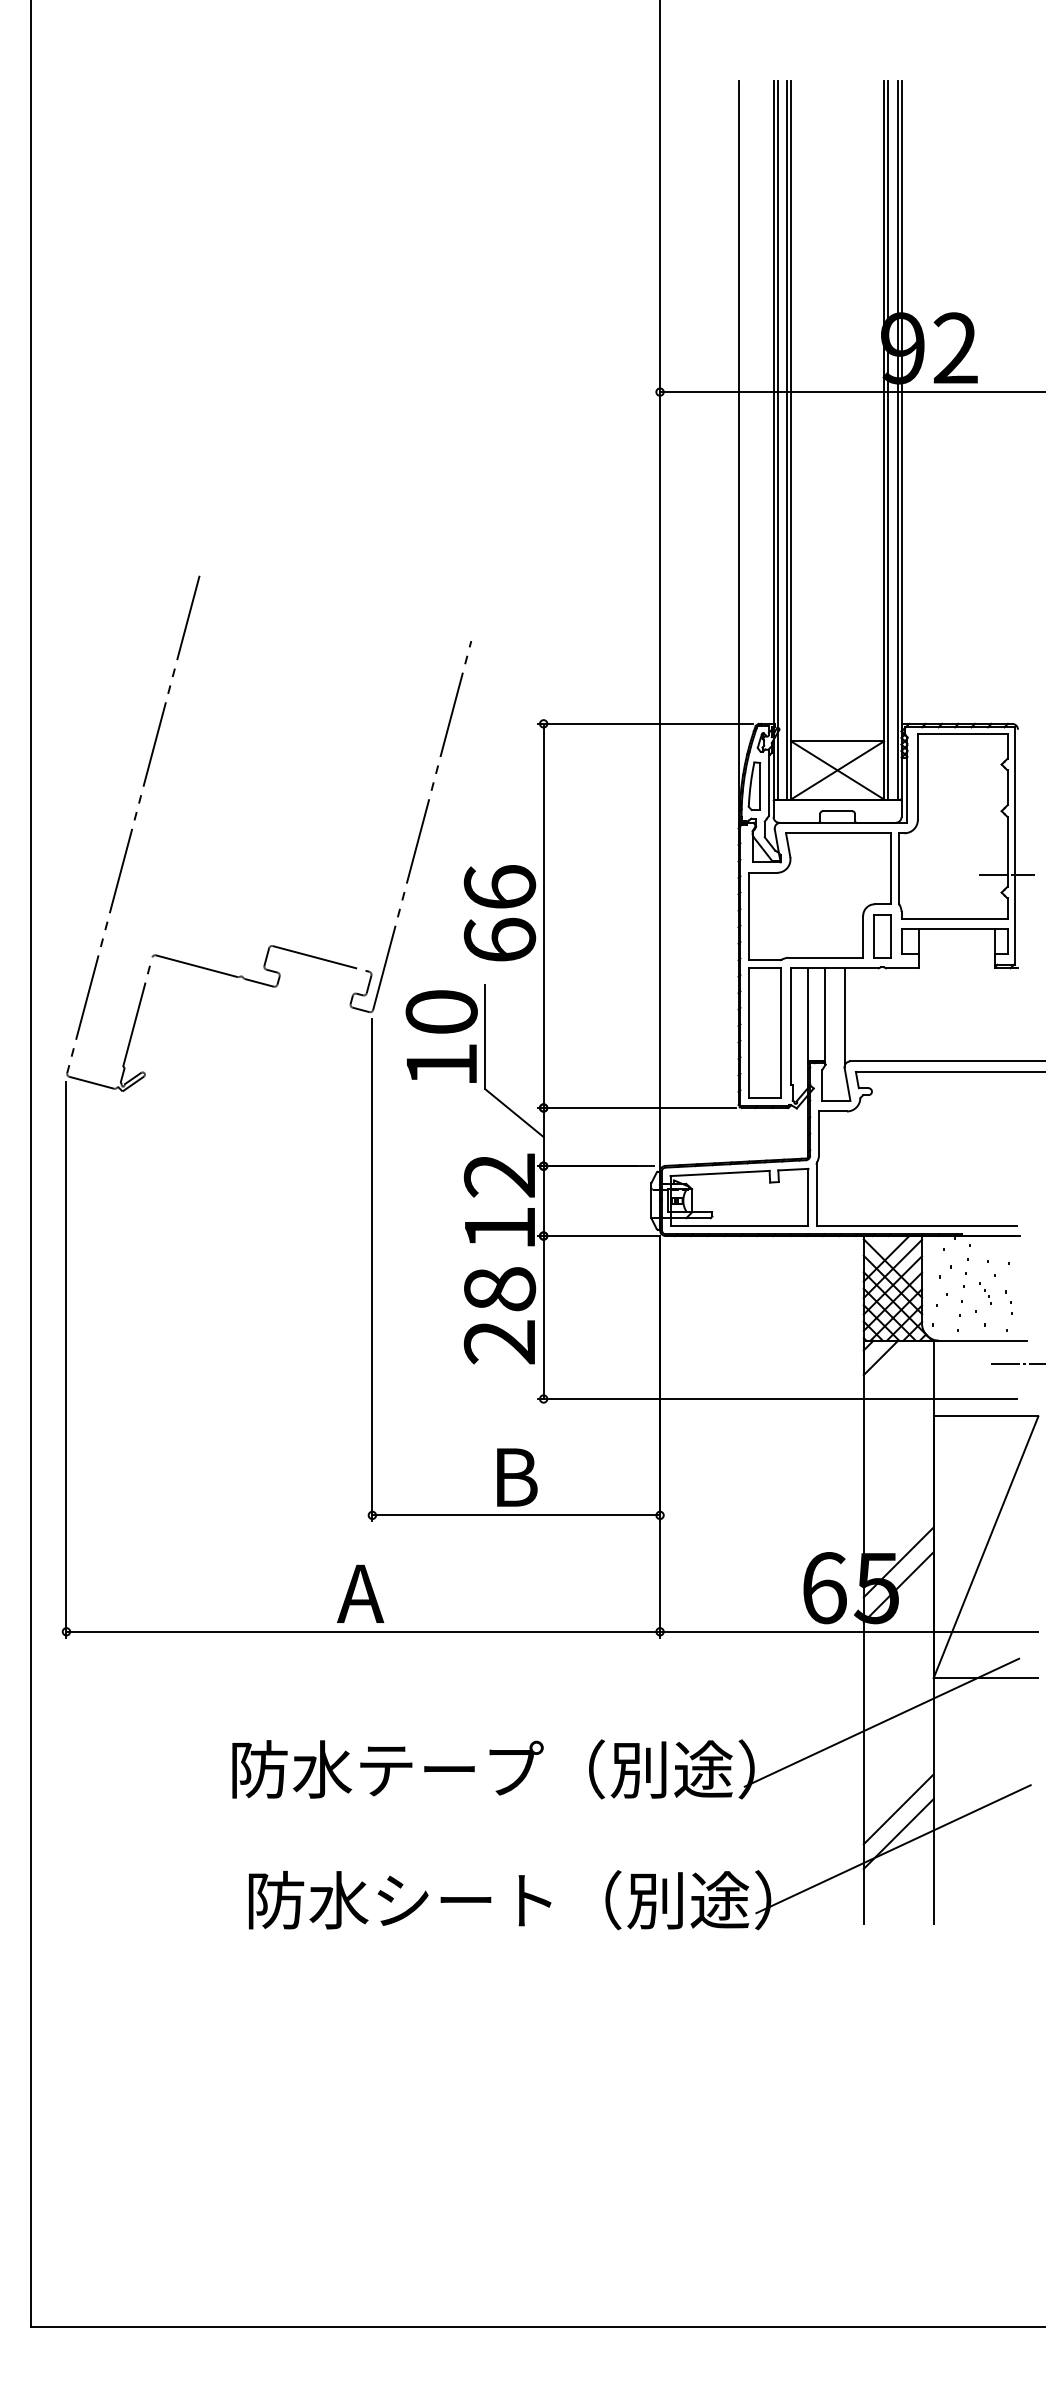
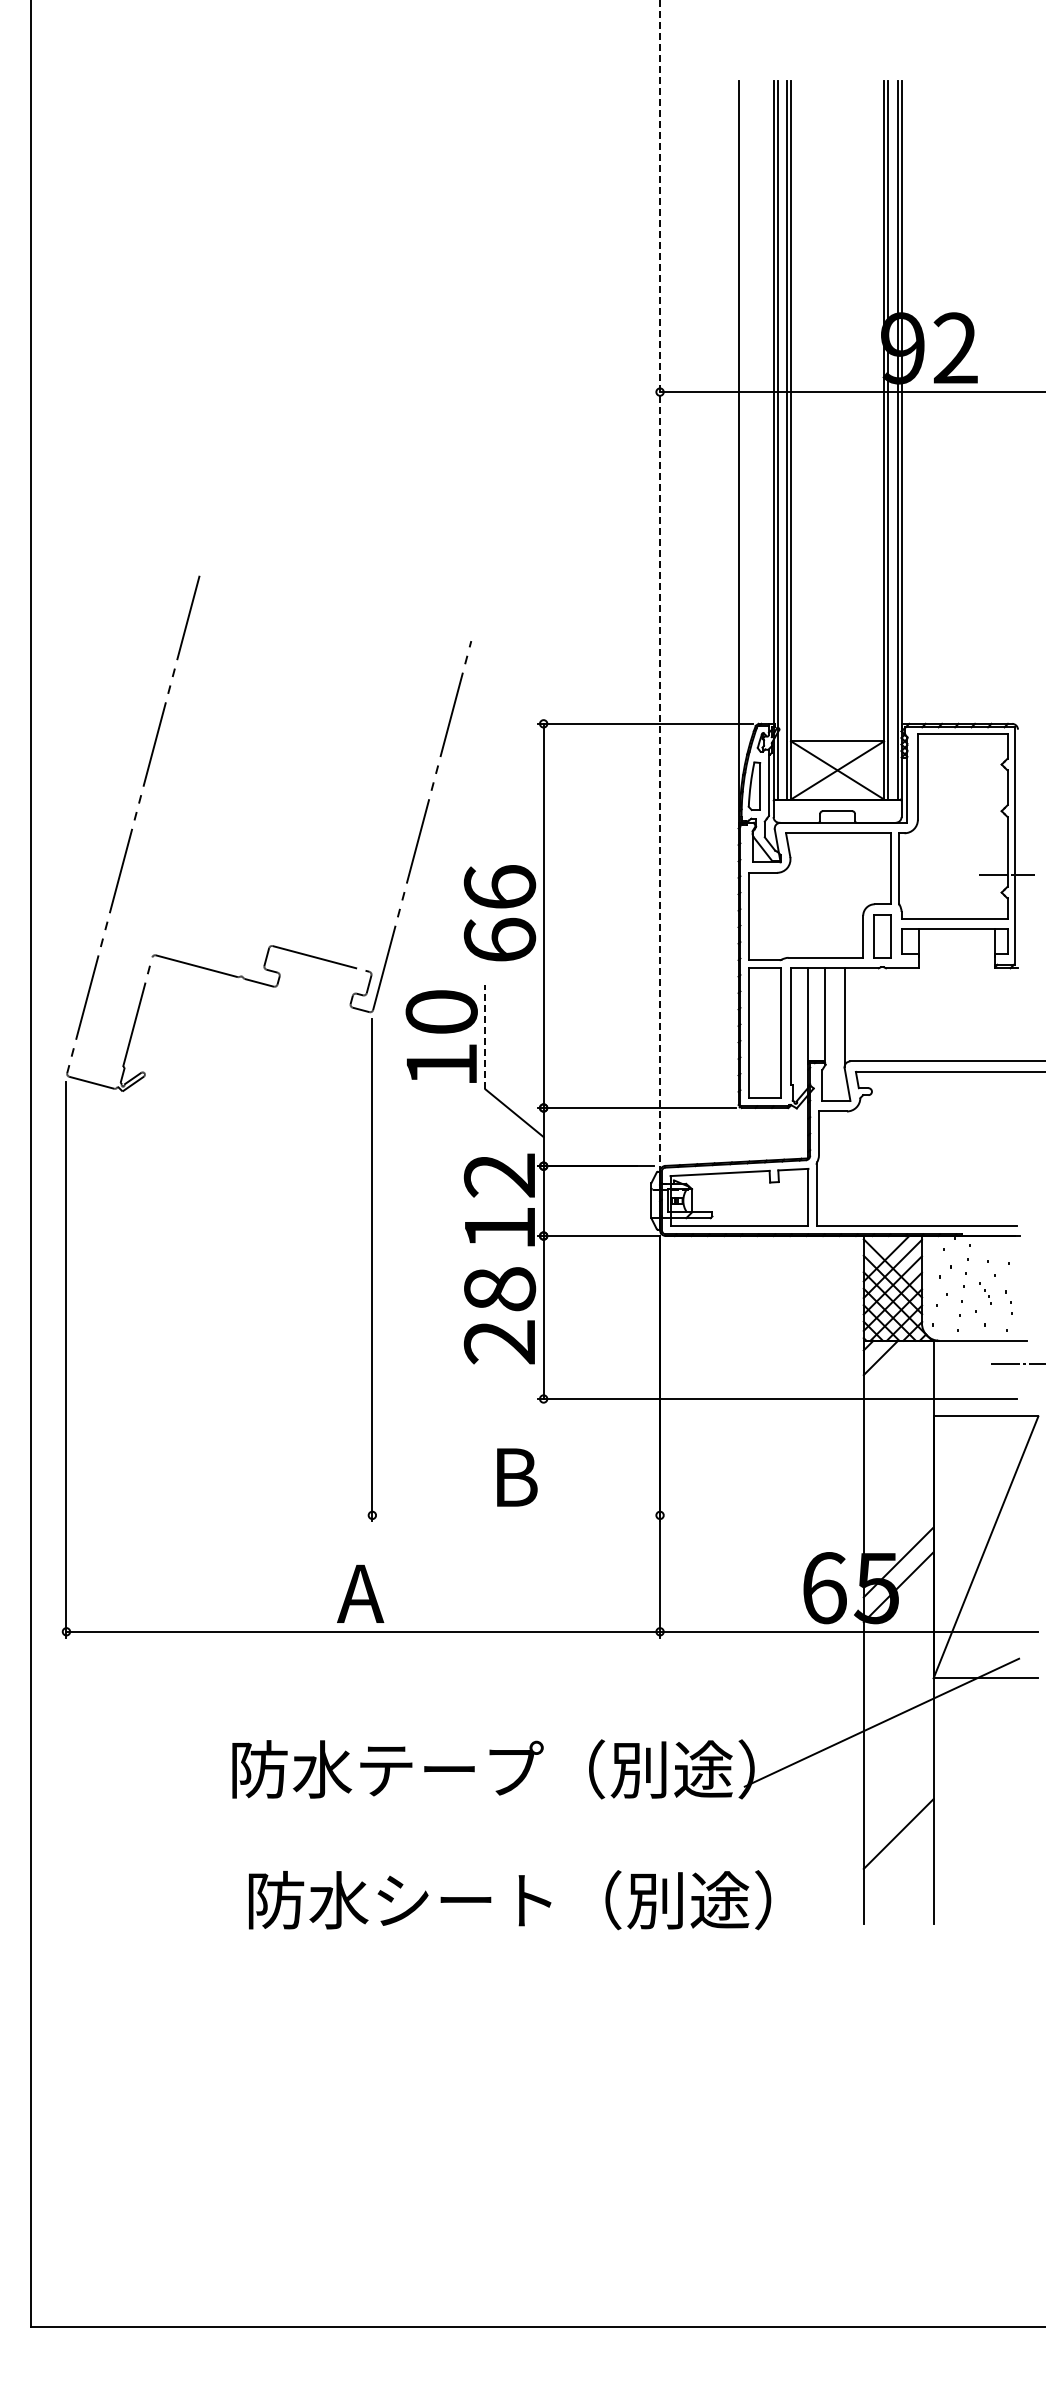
line: solid -> dashed (660, 586)
line: solid -> dashed (485, 1036)
line: present -> none (516, 1515)
line: present -> none (898, 1809)
line: present -> none (893, 1849)
